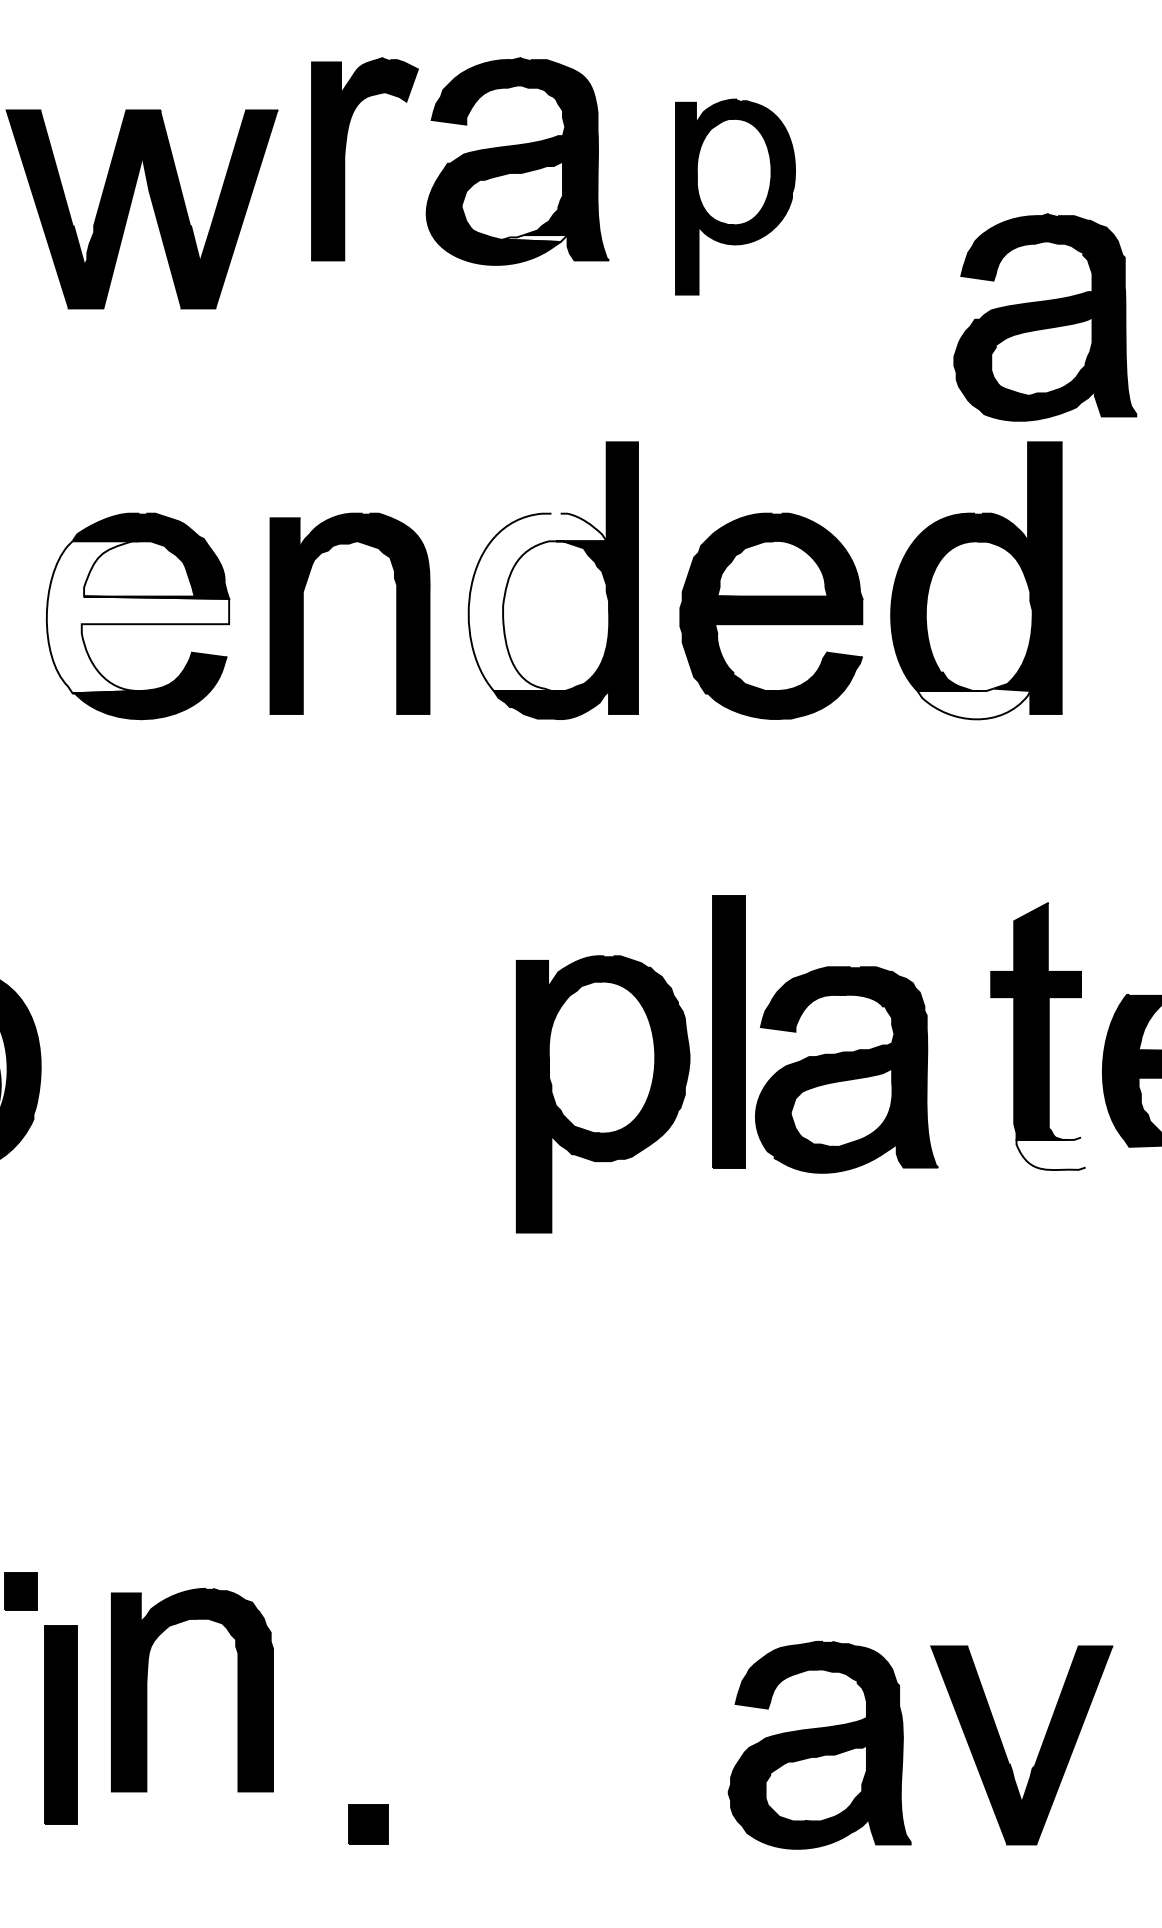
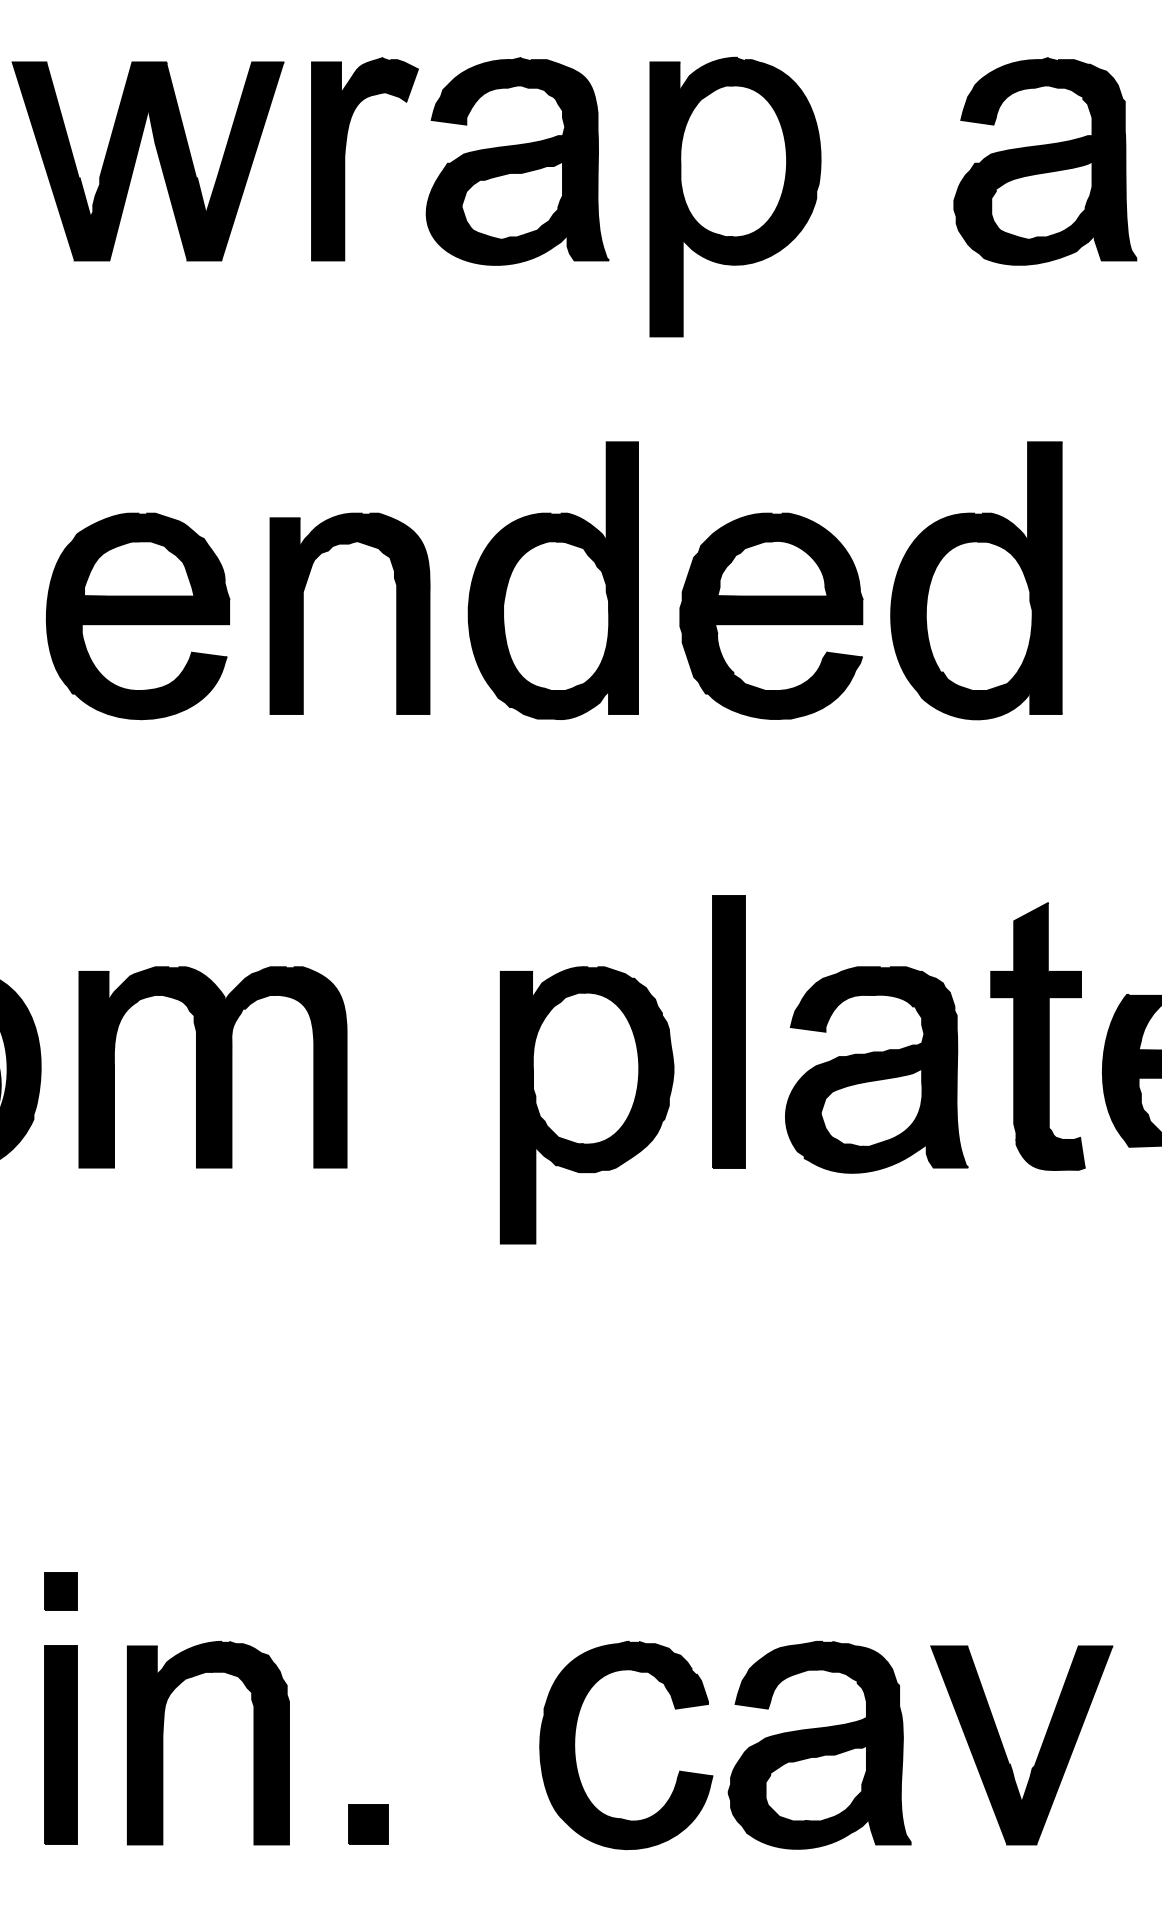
part size: 121x198 px -> 173x282 px (735, 196)
part position: (130, 208) -> (136, 160) (136, 160)
fill: none -> present (535, 238)
part position: (1045, 317) -> (1045, 161) (1045, 161)
fill: none -> present (537, 601)
fill: none -> present (137, 617)
fill: none -> present (973, 703)
part: none -> present (212, 1067)
part position: (846, 1069) -> (876, 1069) (876, 1069)
part position: (602, 1094) -> (586, 1105) (586, 1105)
fill: none -> present (1050, 1153)
part position: (20, 1591) -> (60, 1591) (60, 1591)
part position: (147, 1690) -> (163, 1743) (163, 1743)
part position: (60, 1724) -> (60, 1744) (60, 1744)
part: none -> present (575, 1745)
